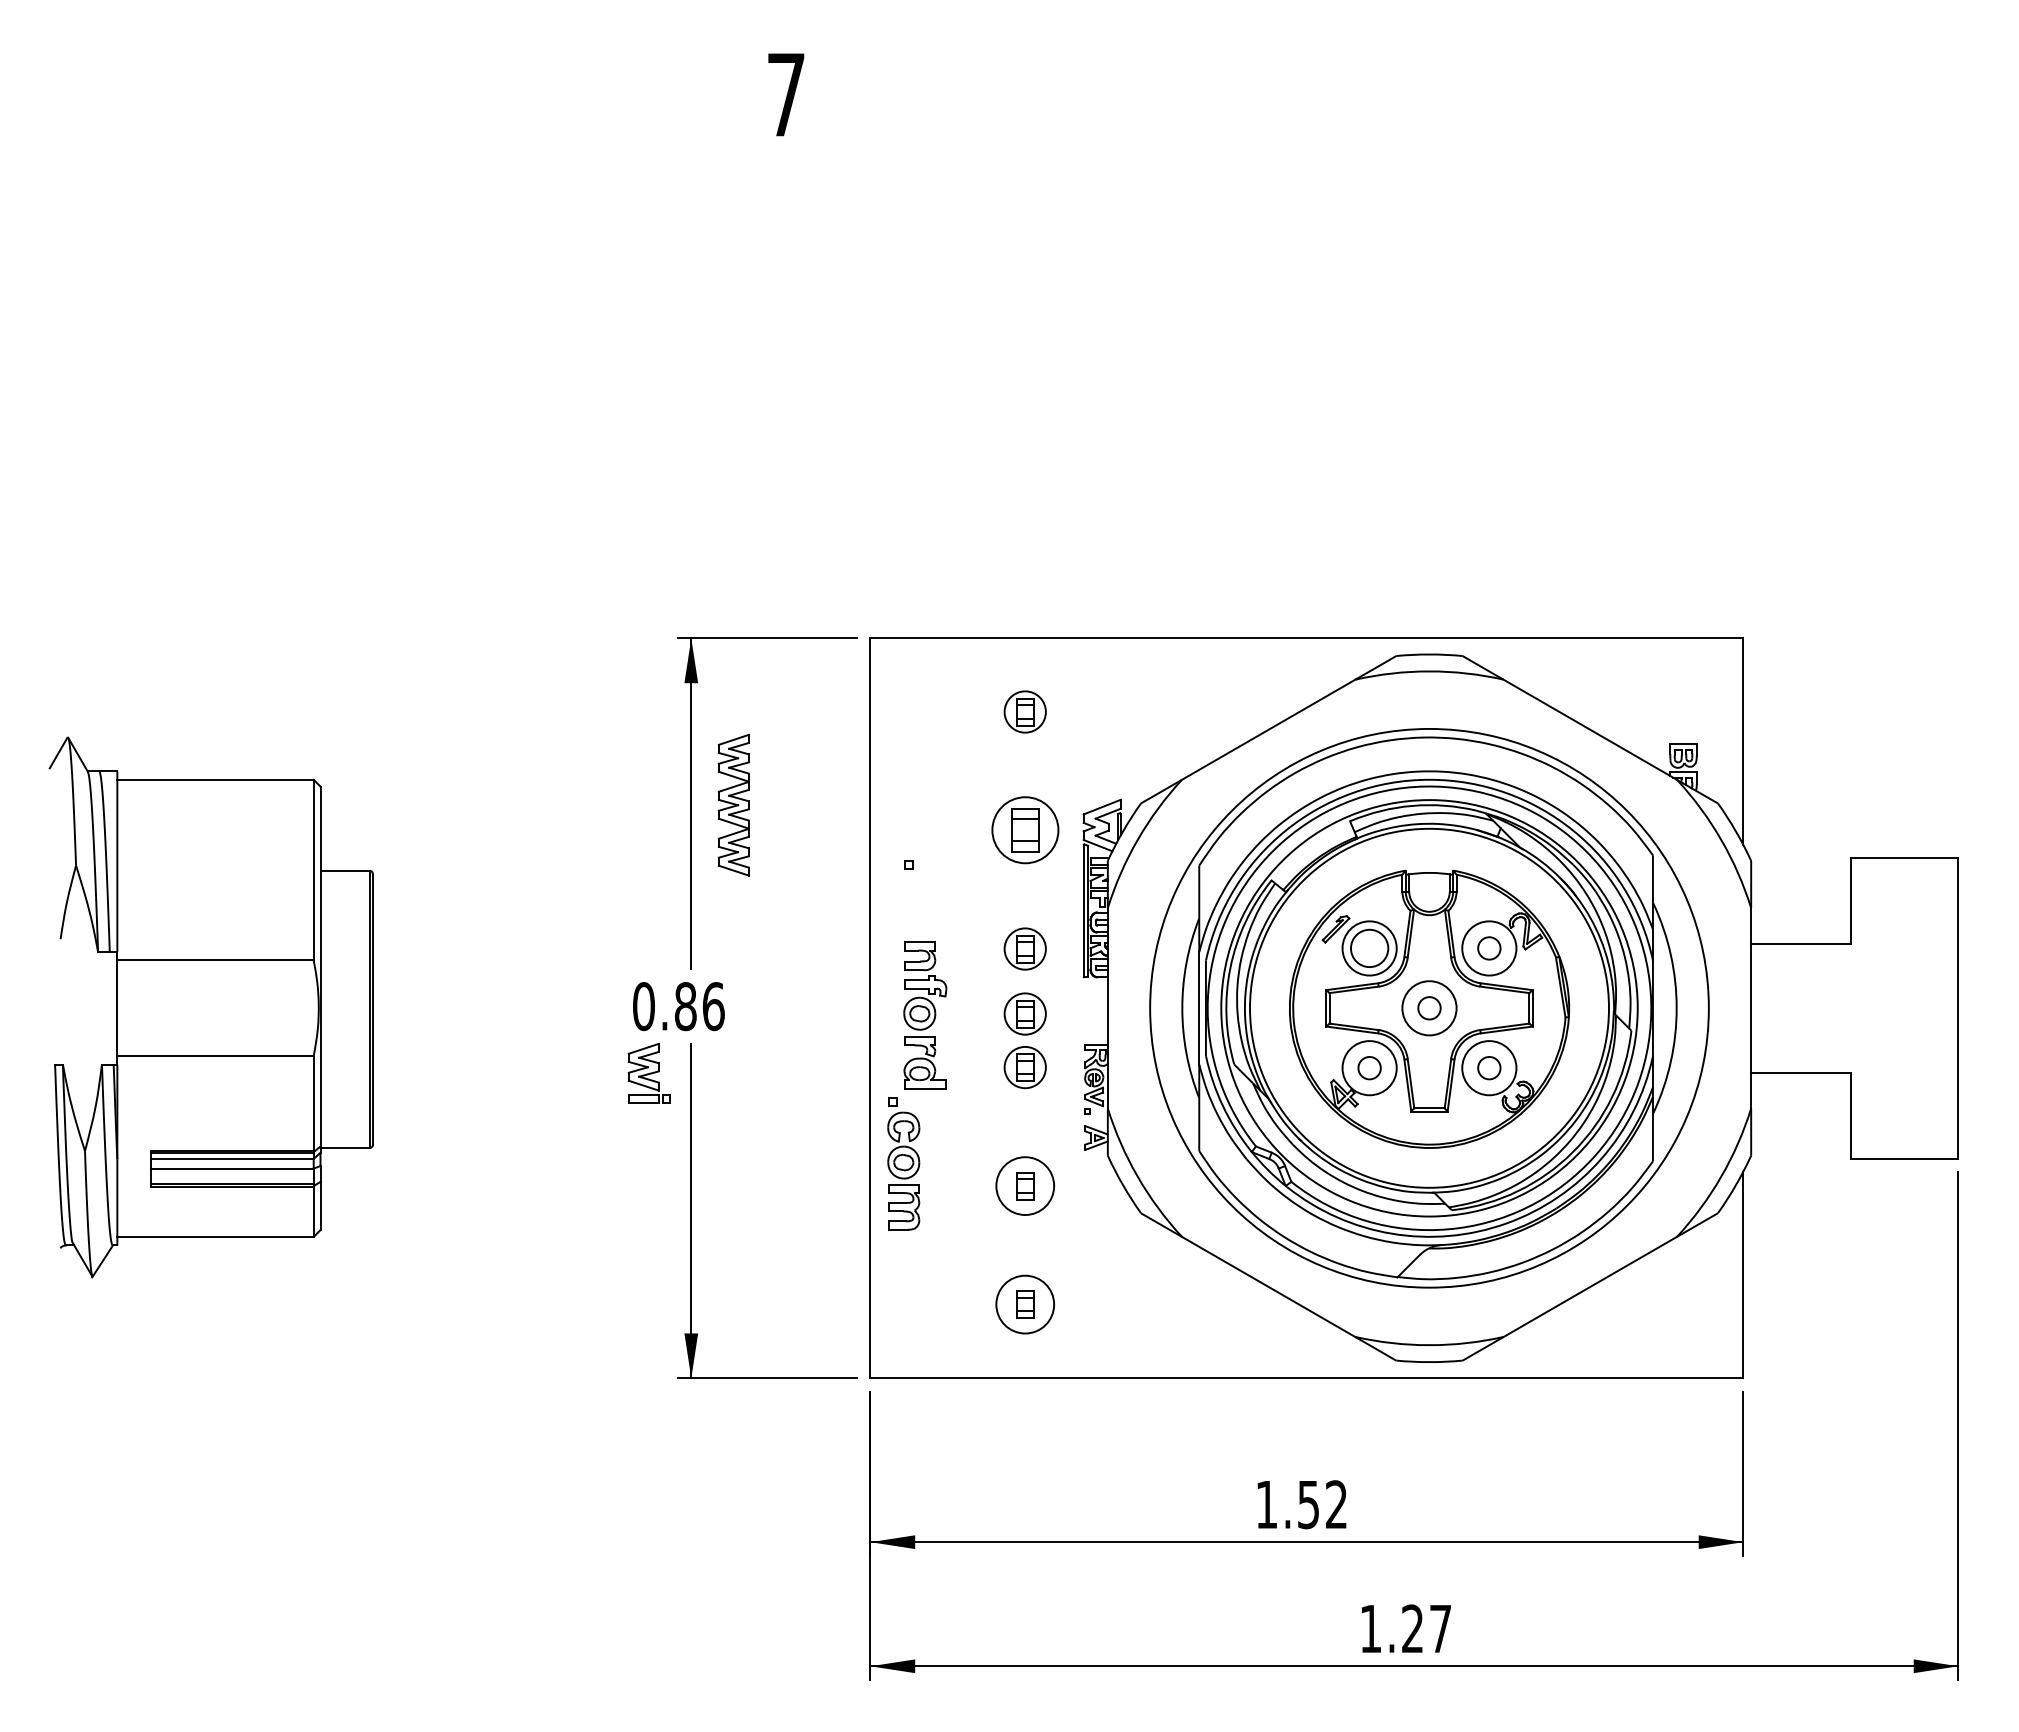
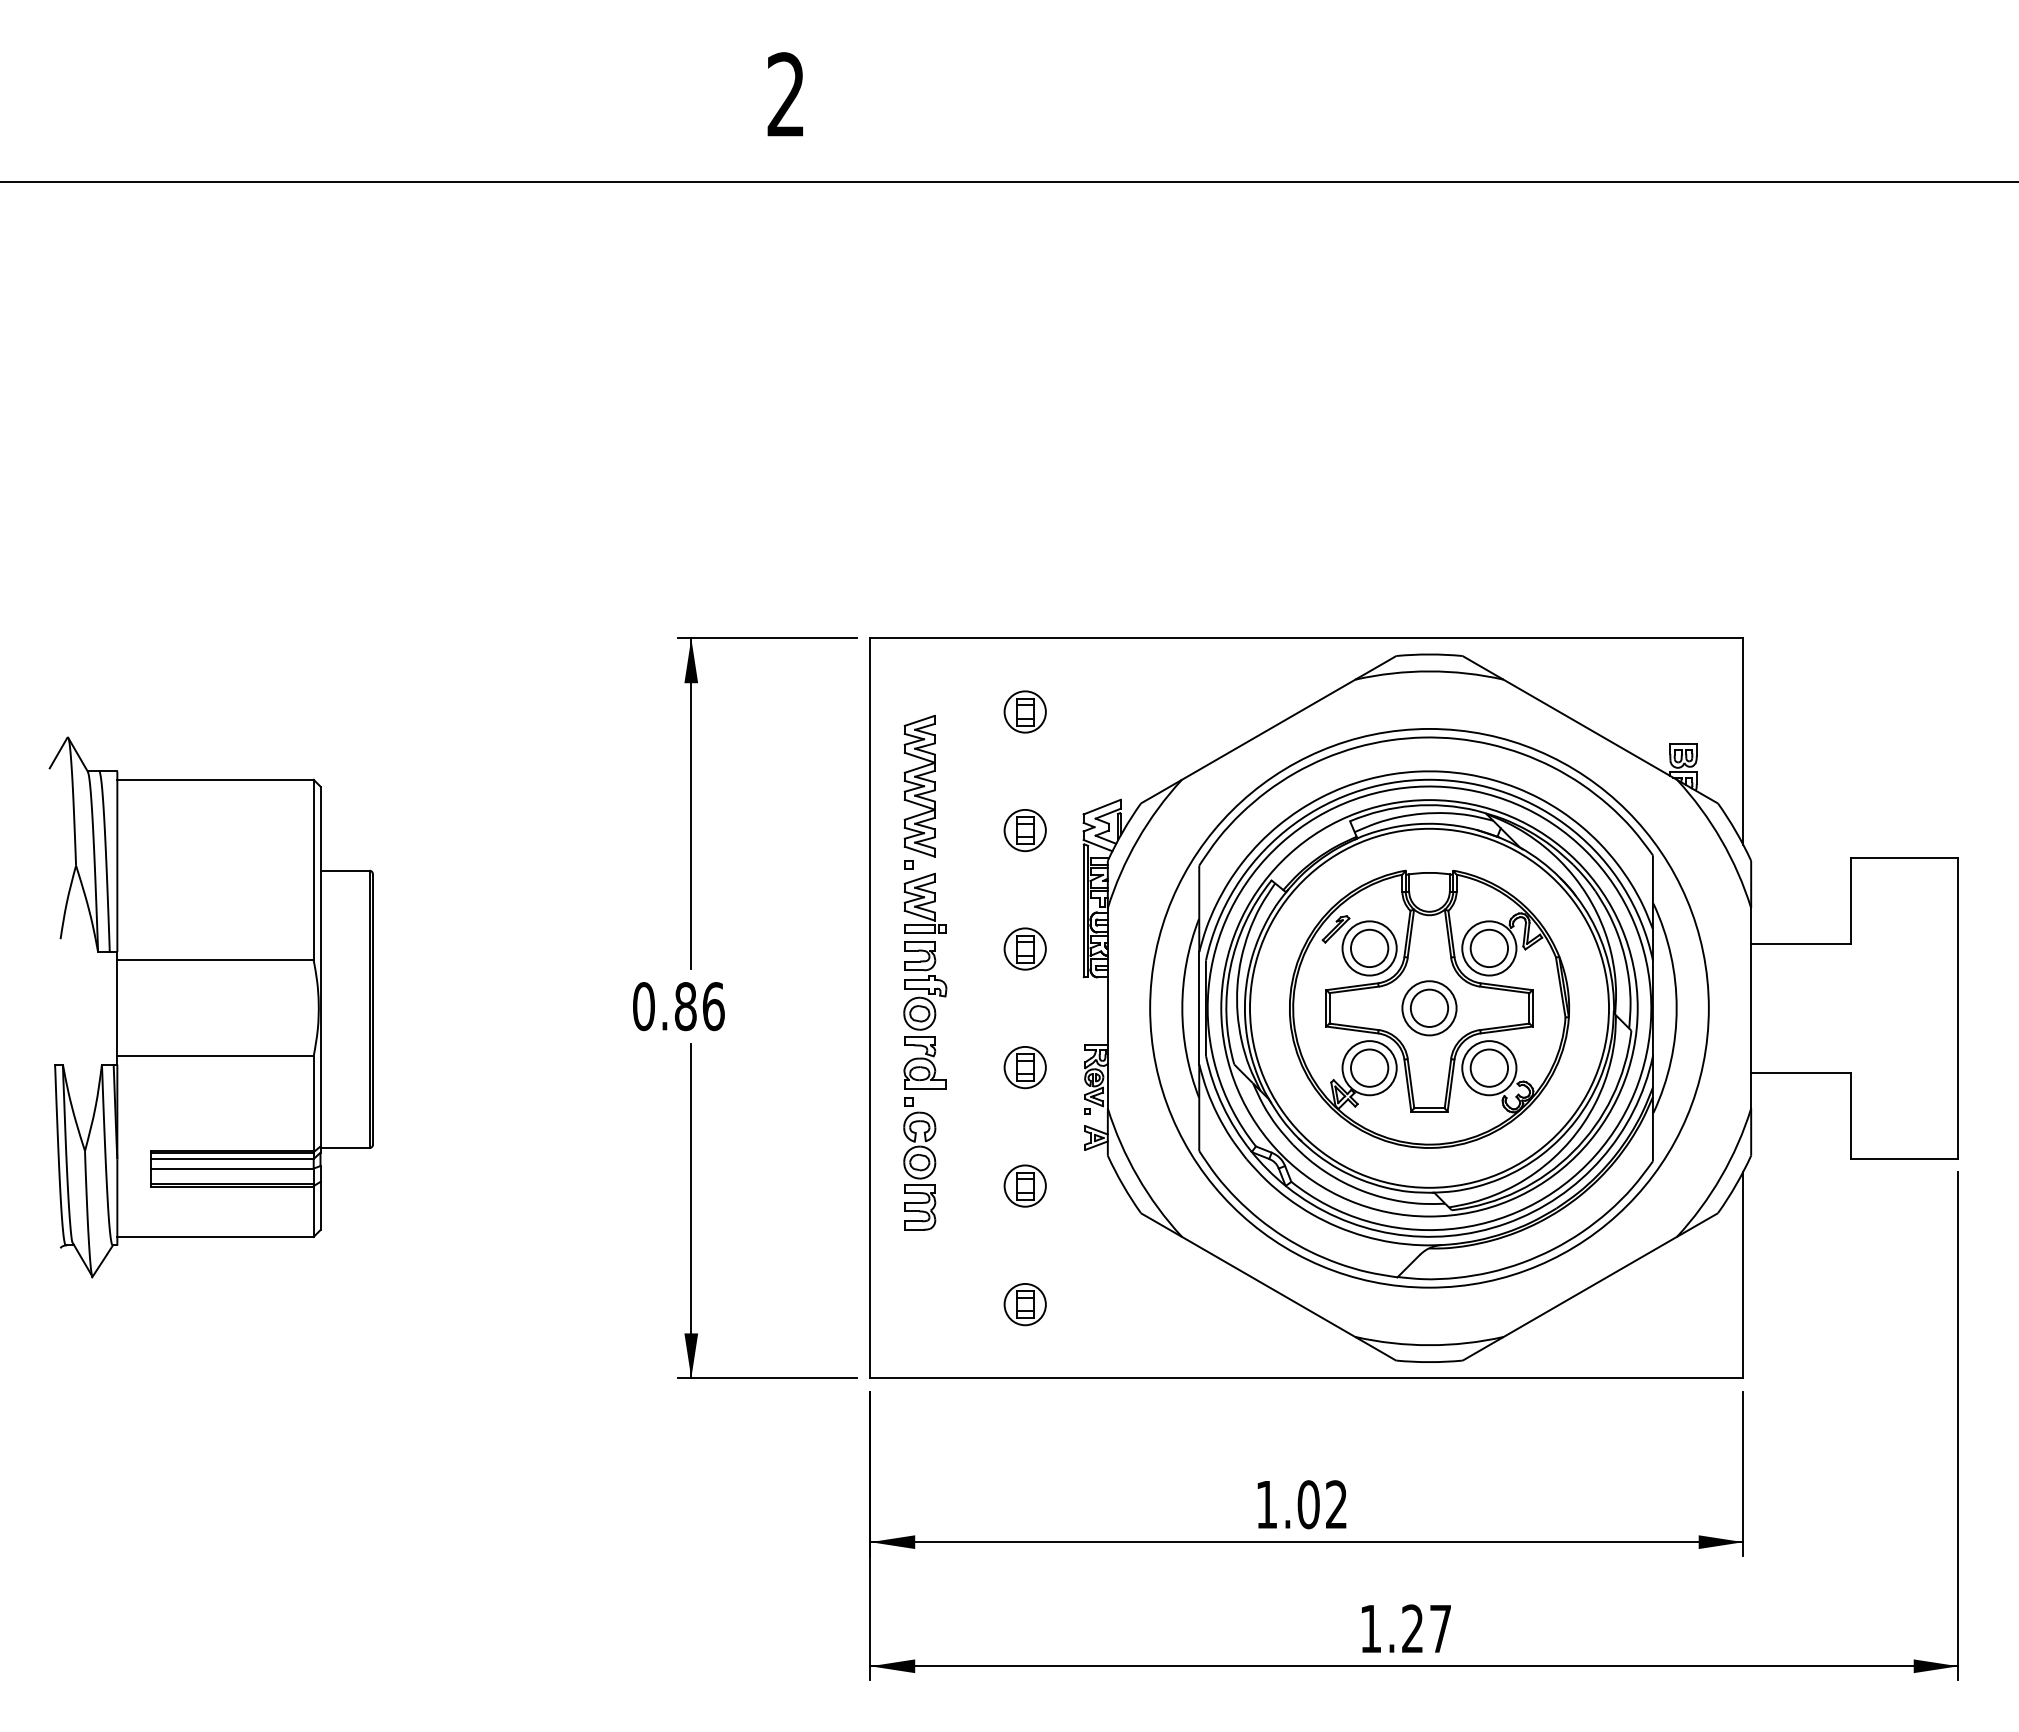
text: 7 -> 2 (785, 94)
line: none -> present (1008, 181)
part position: (733, 804) -> (919, 785) (919, 785)
part size: 69x69 px -> 44x44 px (1024, 830)
circle diameter: 22 px -> 37 px (1489, 948)
circle diameter: 22 px -> 37 px (1429, 1007)
part: present -> none (1024, 1013)
circle diameter: 22 px -> 37 px (1369, 1067)
circle diameter: 22 px -> 37 px (1489, 1067)
part position: (648, 1072) -> (924, 902) (924, 902)
part position: (903, 1163) -> (919, 1163) (919, 1163)
circle diameter: 58 px -> 41 px (1024, 1185)
circle diameter: 58 px -> 41 px (1024, 1304)
text: 1.52 -> 1.02 (1308, 1504)
